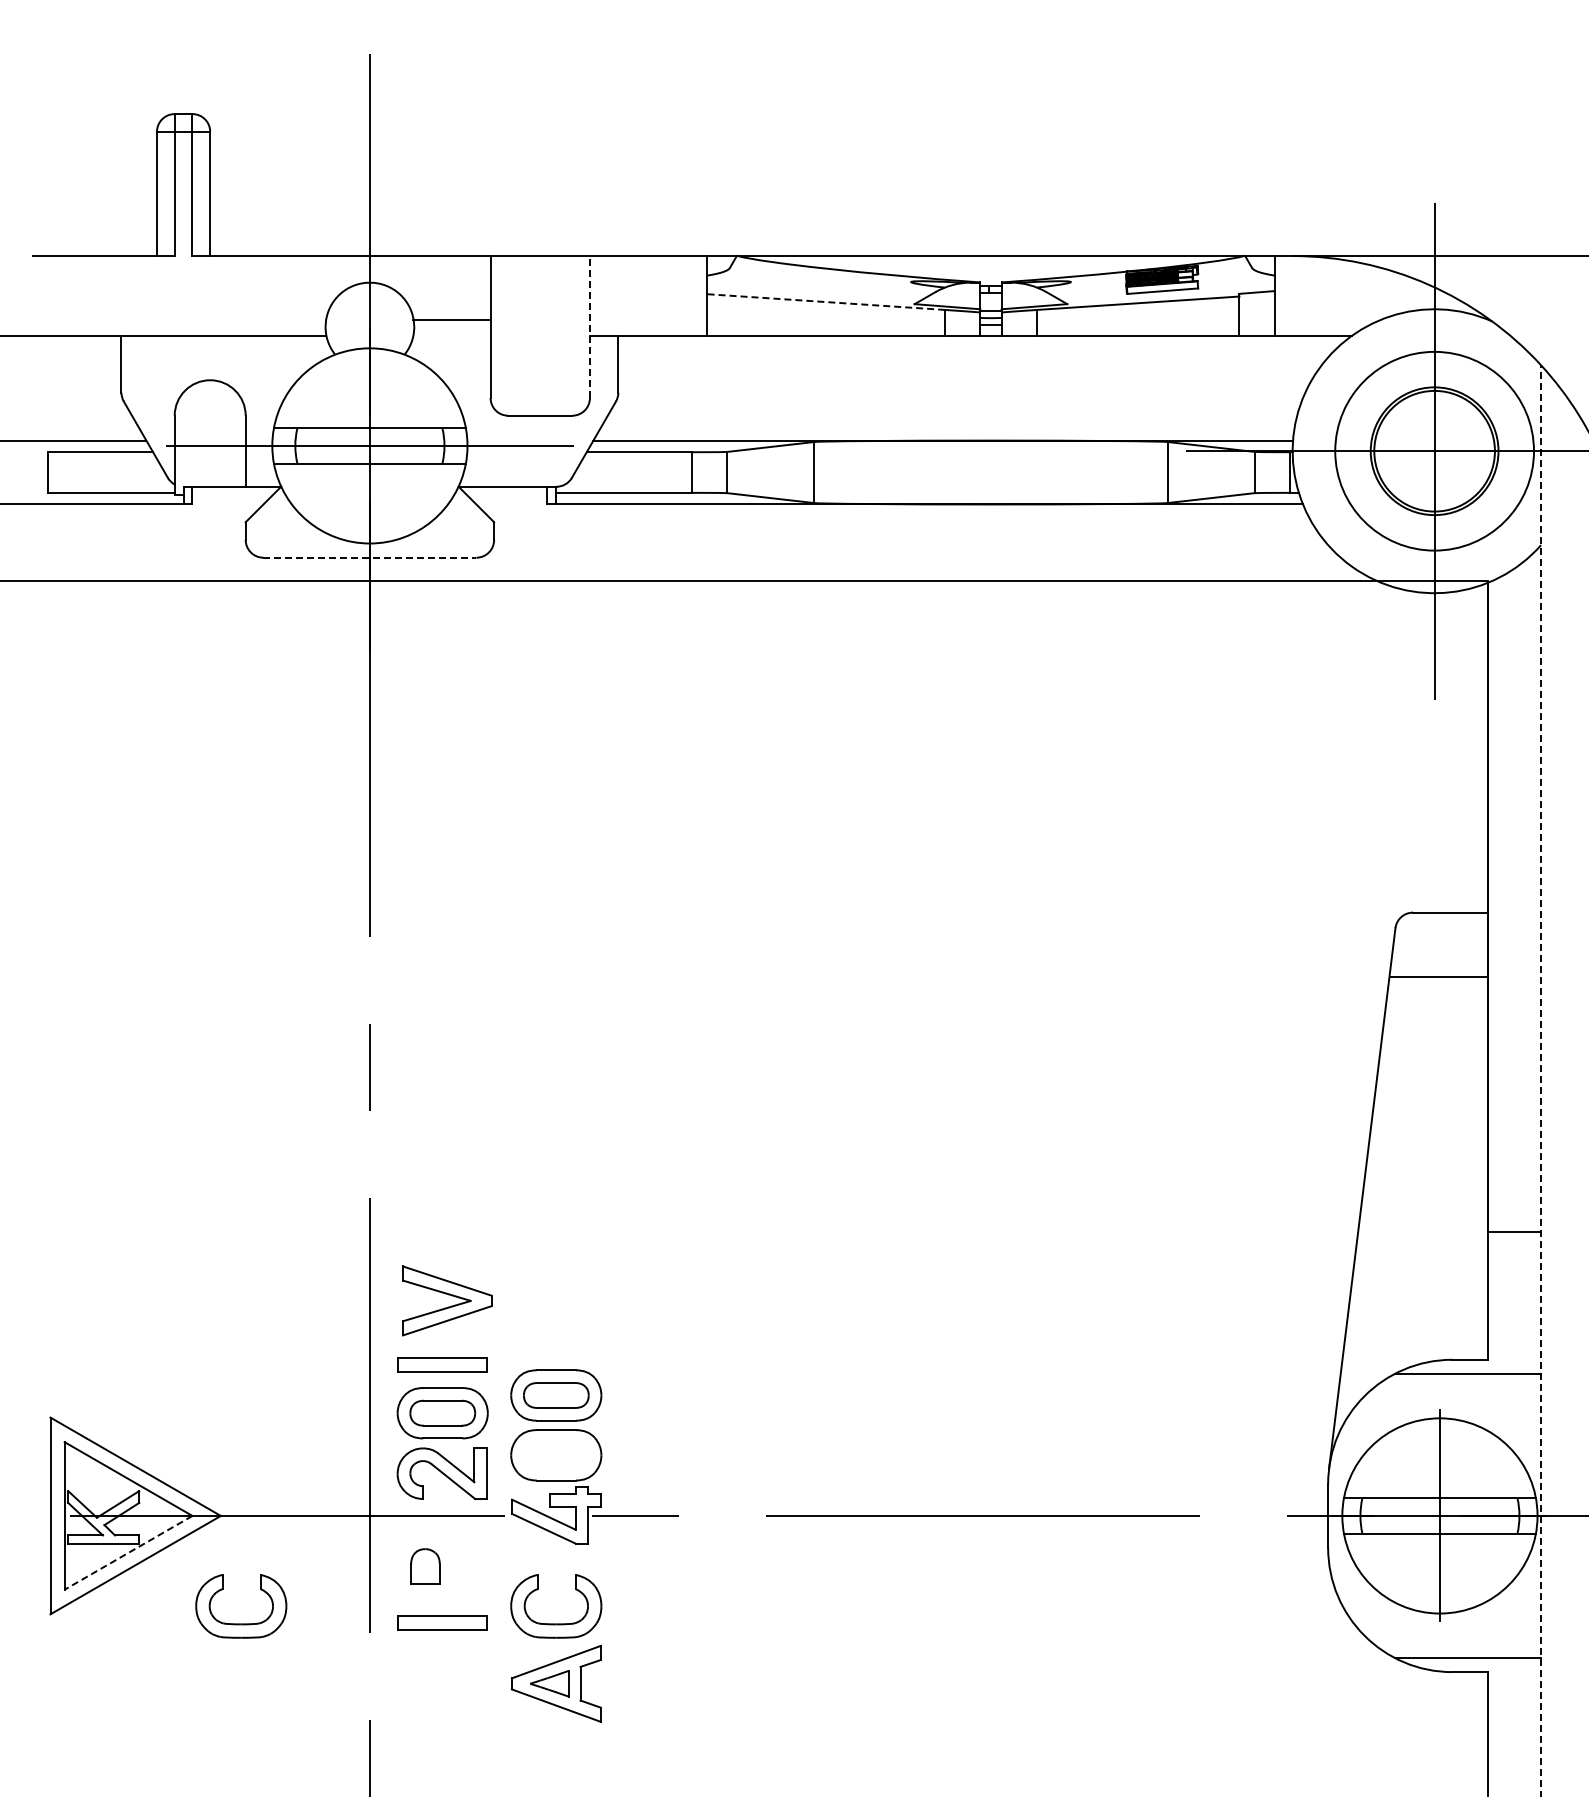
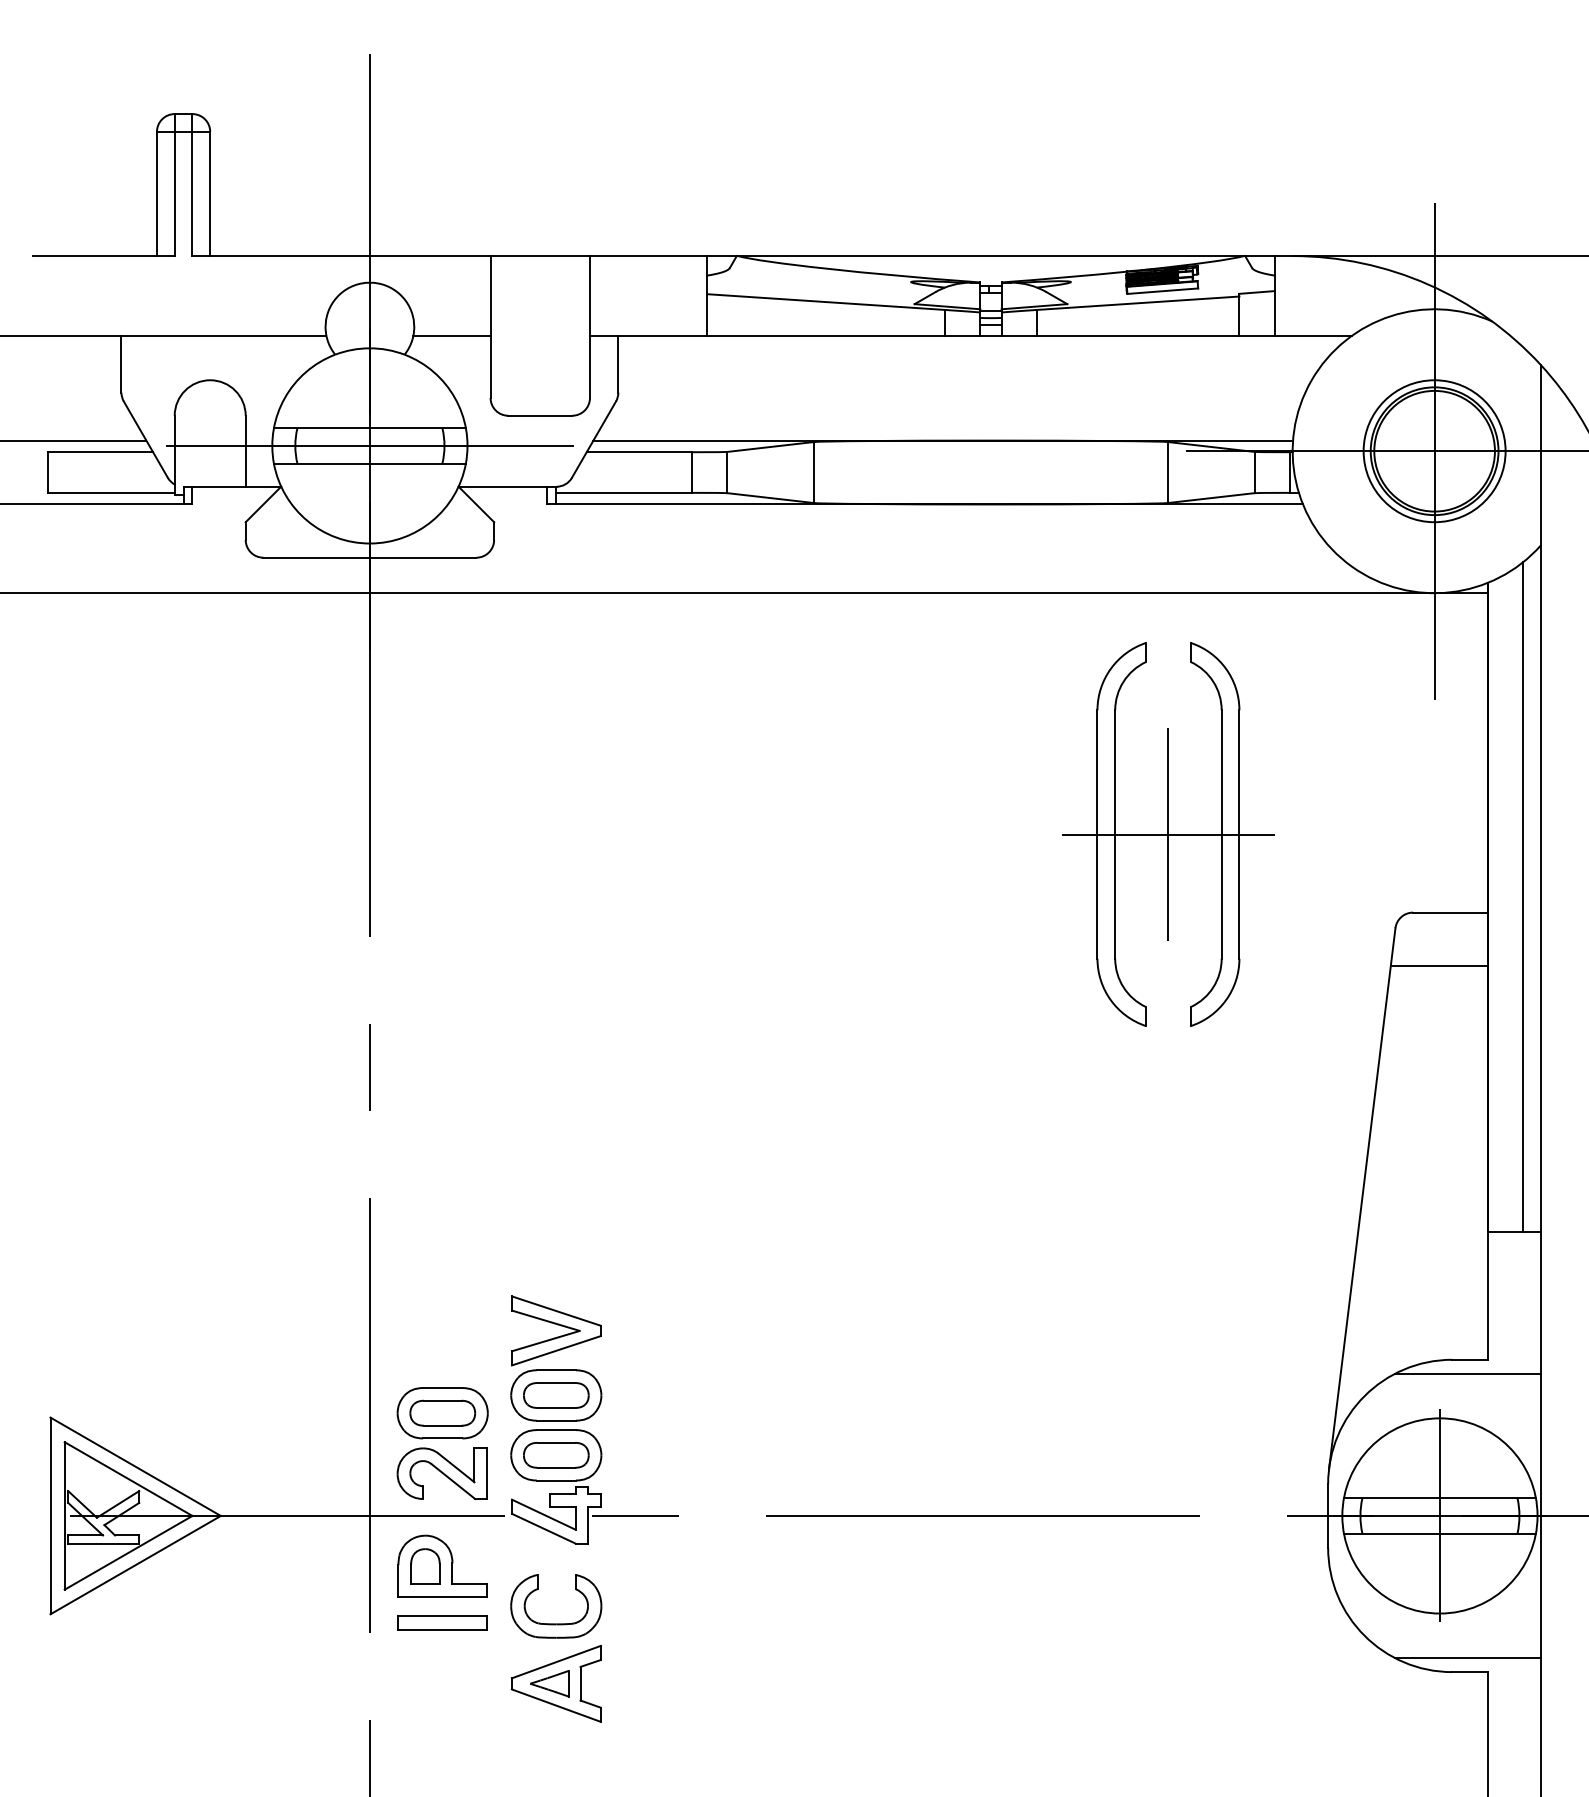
line: dashed -> solid (825, 302)
line position: (451, 319) -> (451, 335) (451, 335)
line: dashed -> solid (589, 327)
circle diameter: 199 px -> 142 px (1434, 451)
line: dashed -> solid (370, 557)
line position: (744, 581) -> (744, 593) (744, 593)
part: none -> present (1168, 834)
line: none -> present (1523, 897)
line position: (1438, 977) -> (1438, 966) (1438, 966)
line: dashed -> solid (1541, 1081)
part position: (447, 1300) -> (556, 1330) (556, 1330)
part: present -> none (442, 1364)
part: none -> present (556, 1455)
line: dashed -> solid (128, 1552)
part: none -> present (442, 1565)
part: present -> none (241, 1623)
